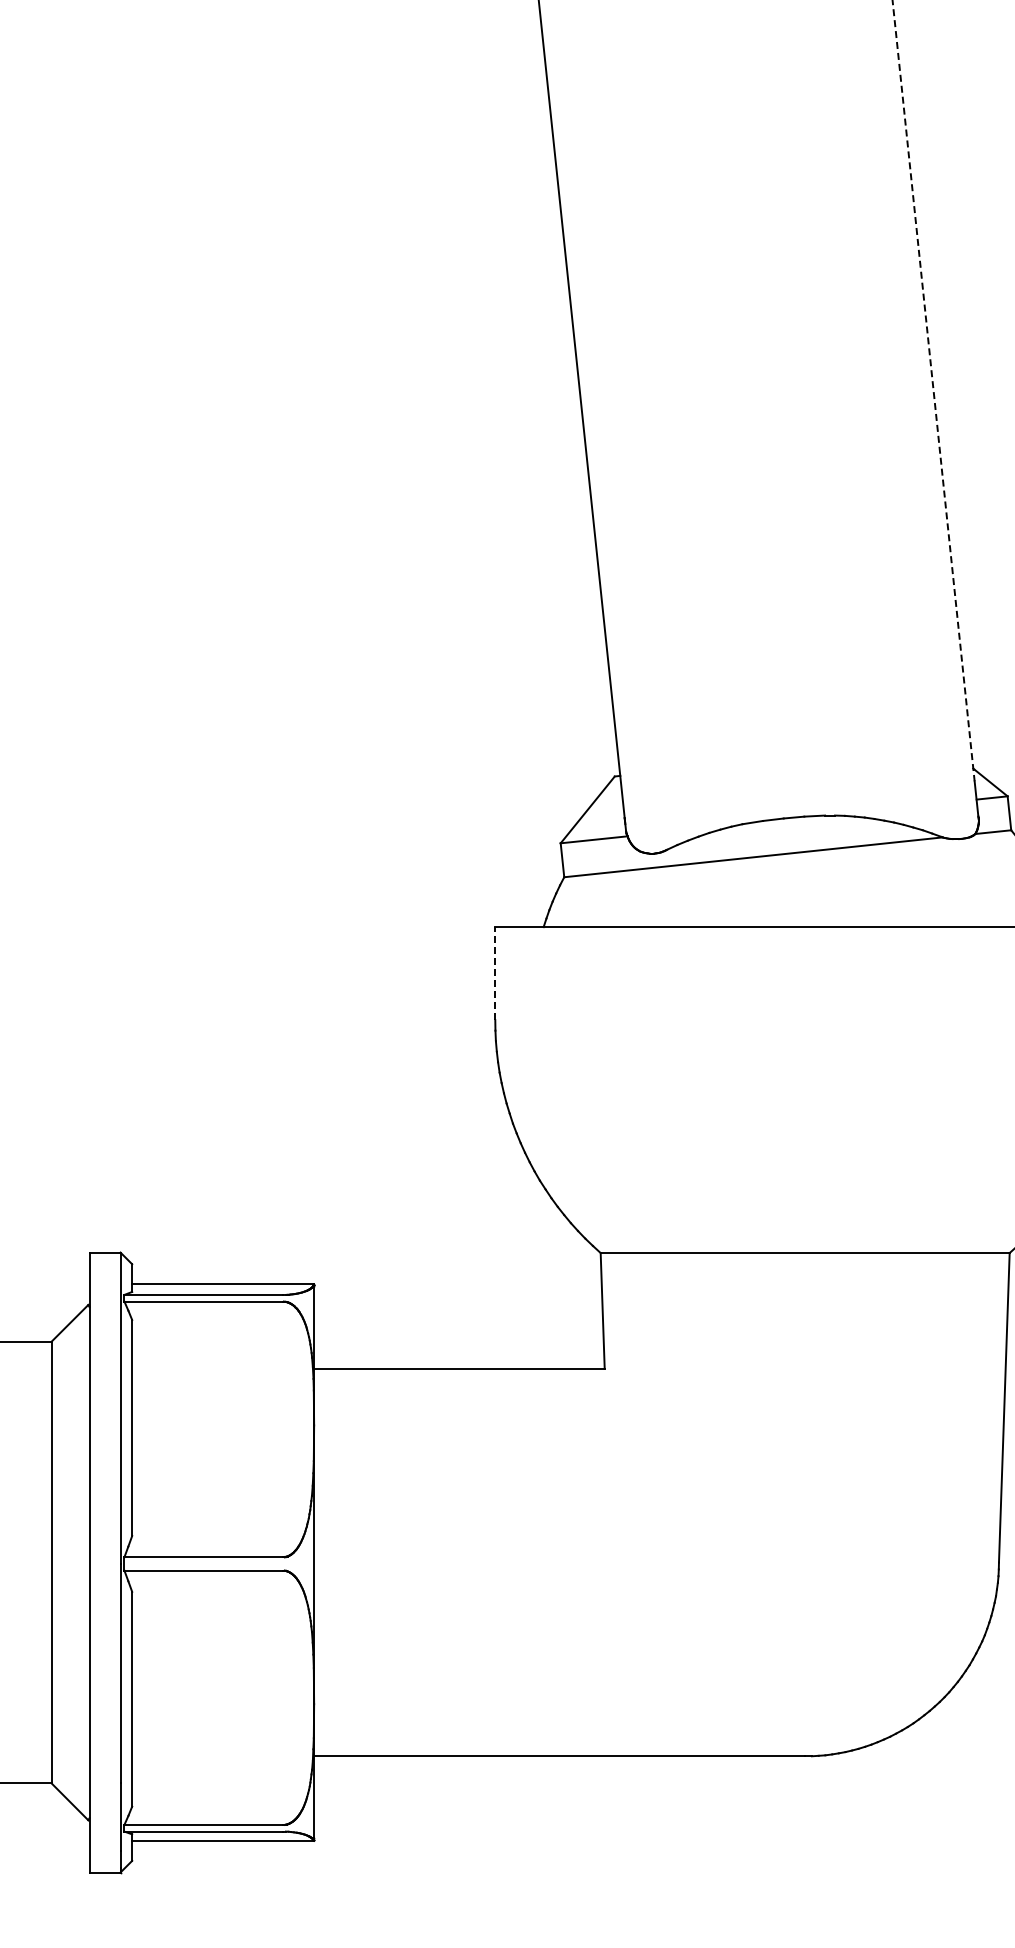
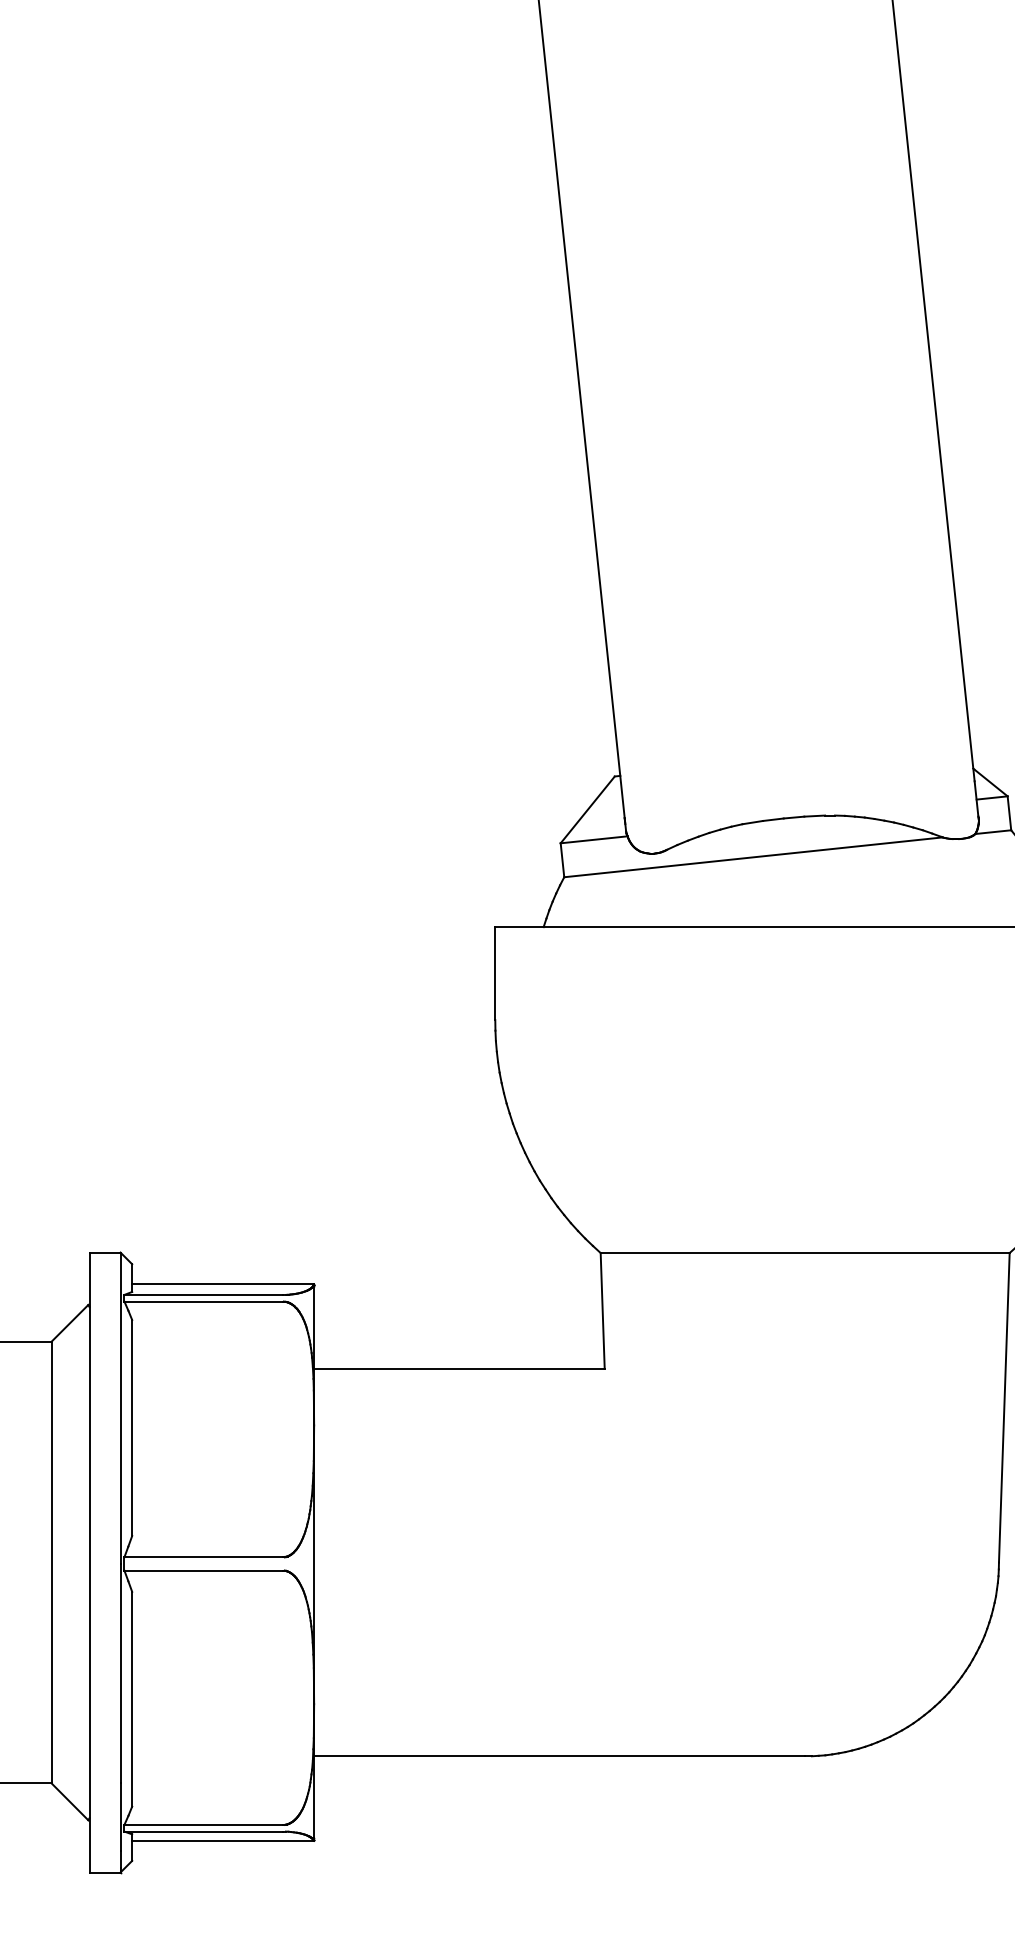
line: dashed -> solid (933, 390)
line: dashed -> solid (495, 973)
